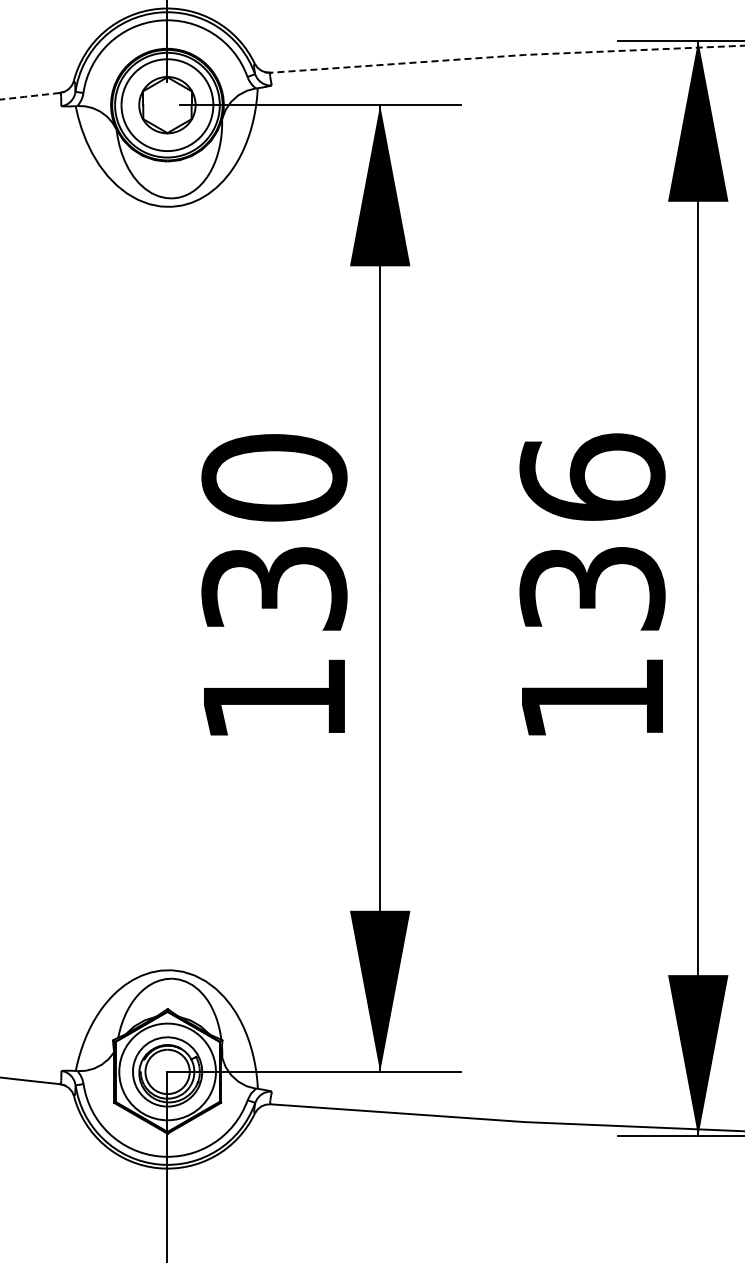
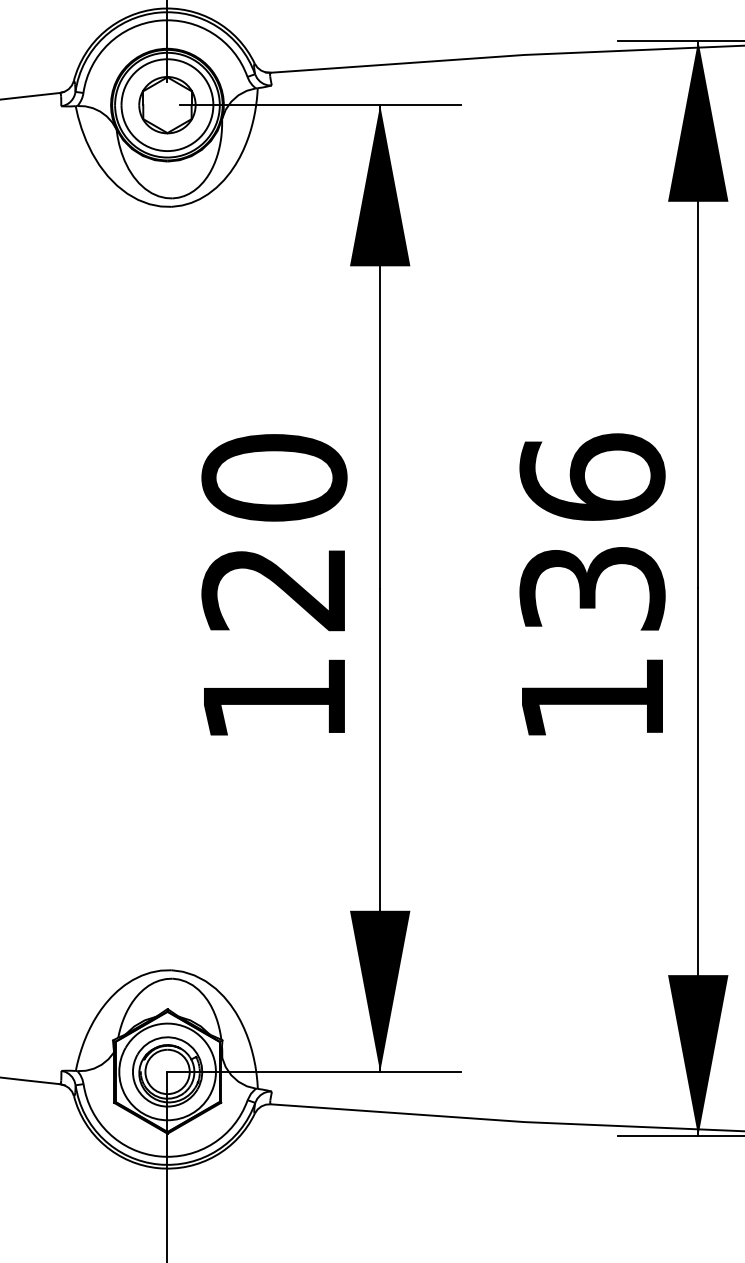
line: dashed -> solid (507, 56)
line: dashed -> solid (29, 96)
text: 130 -> 120 (274, 589)
